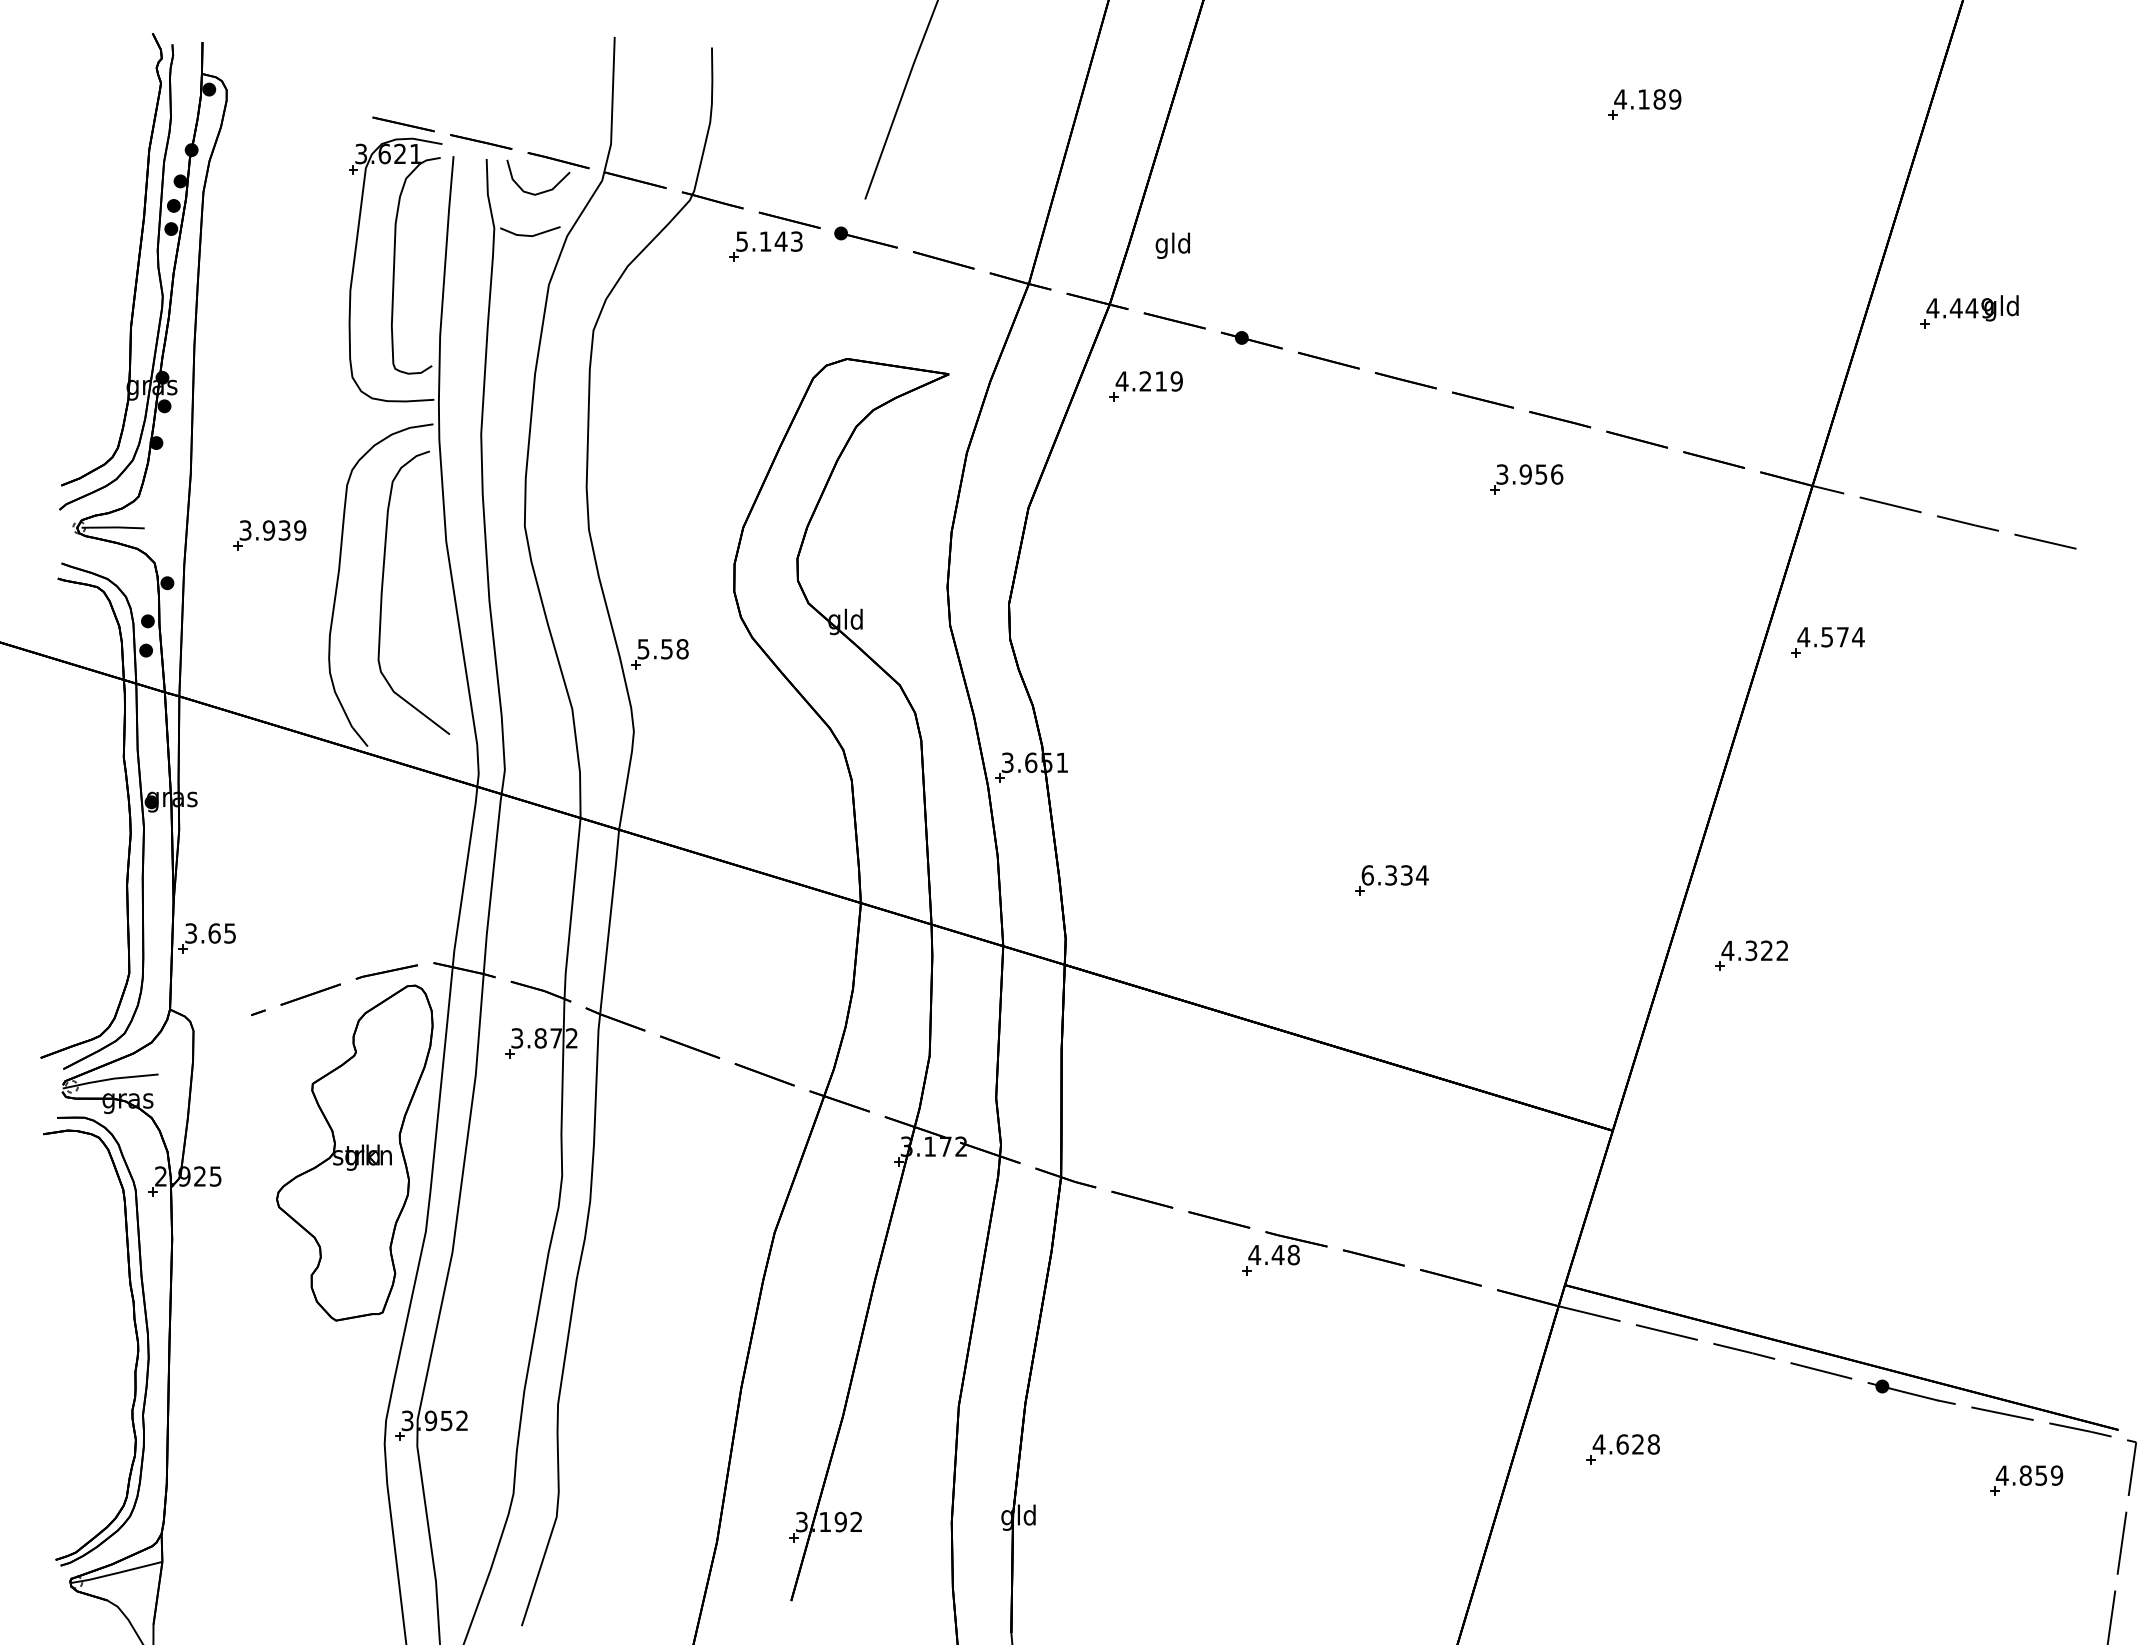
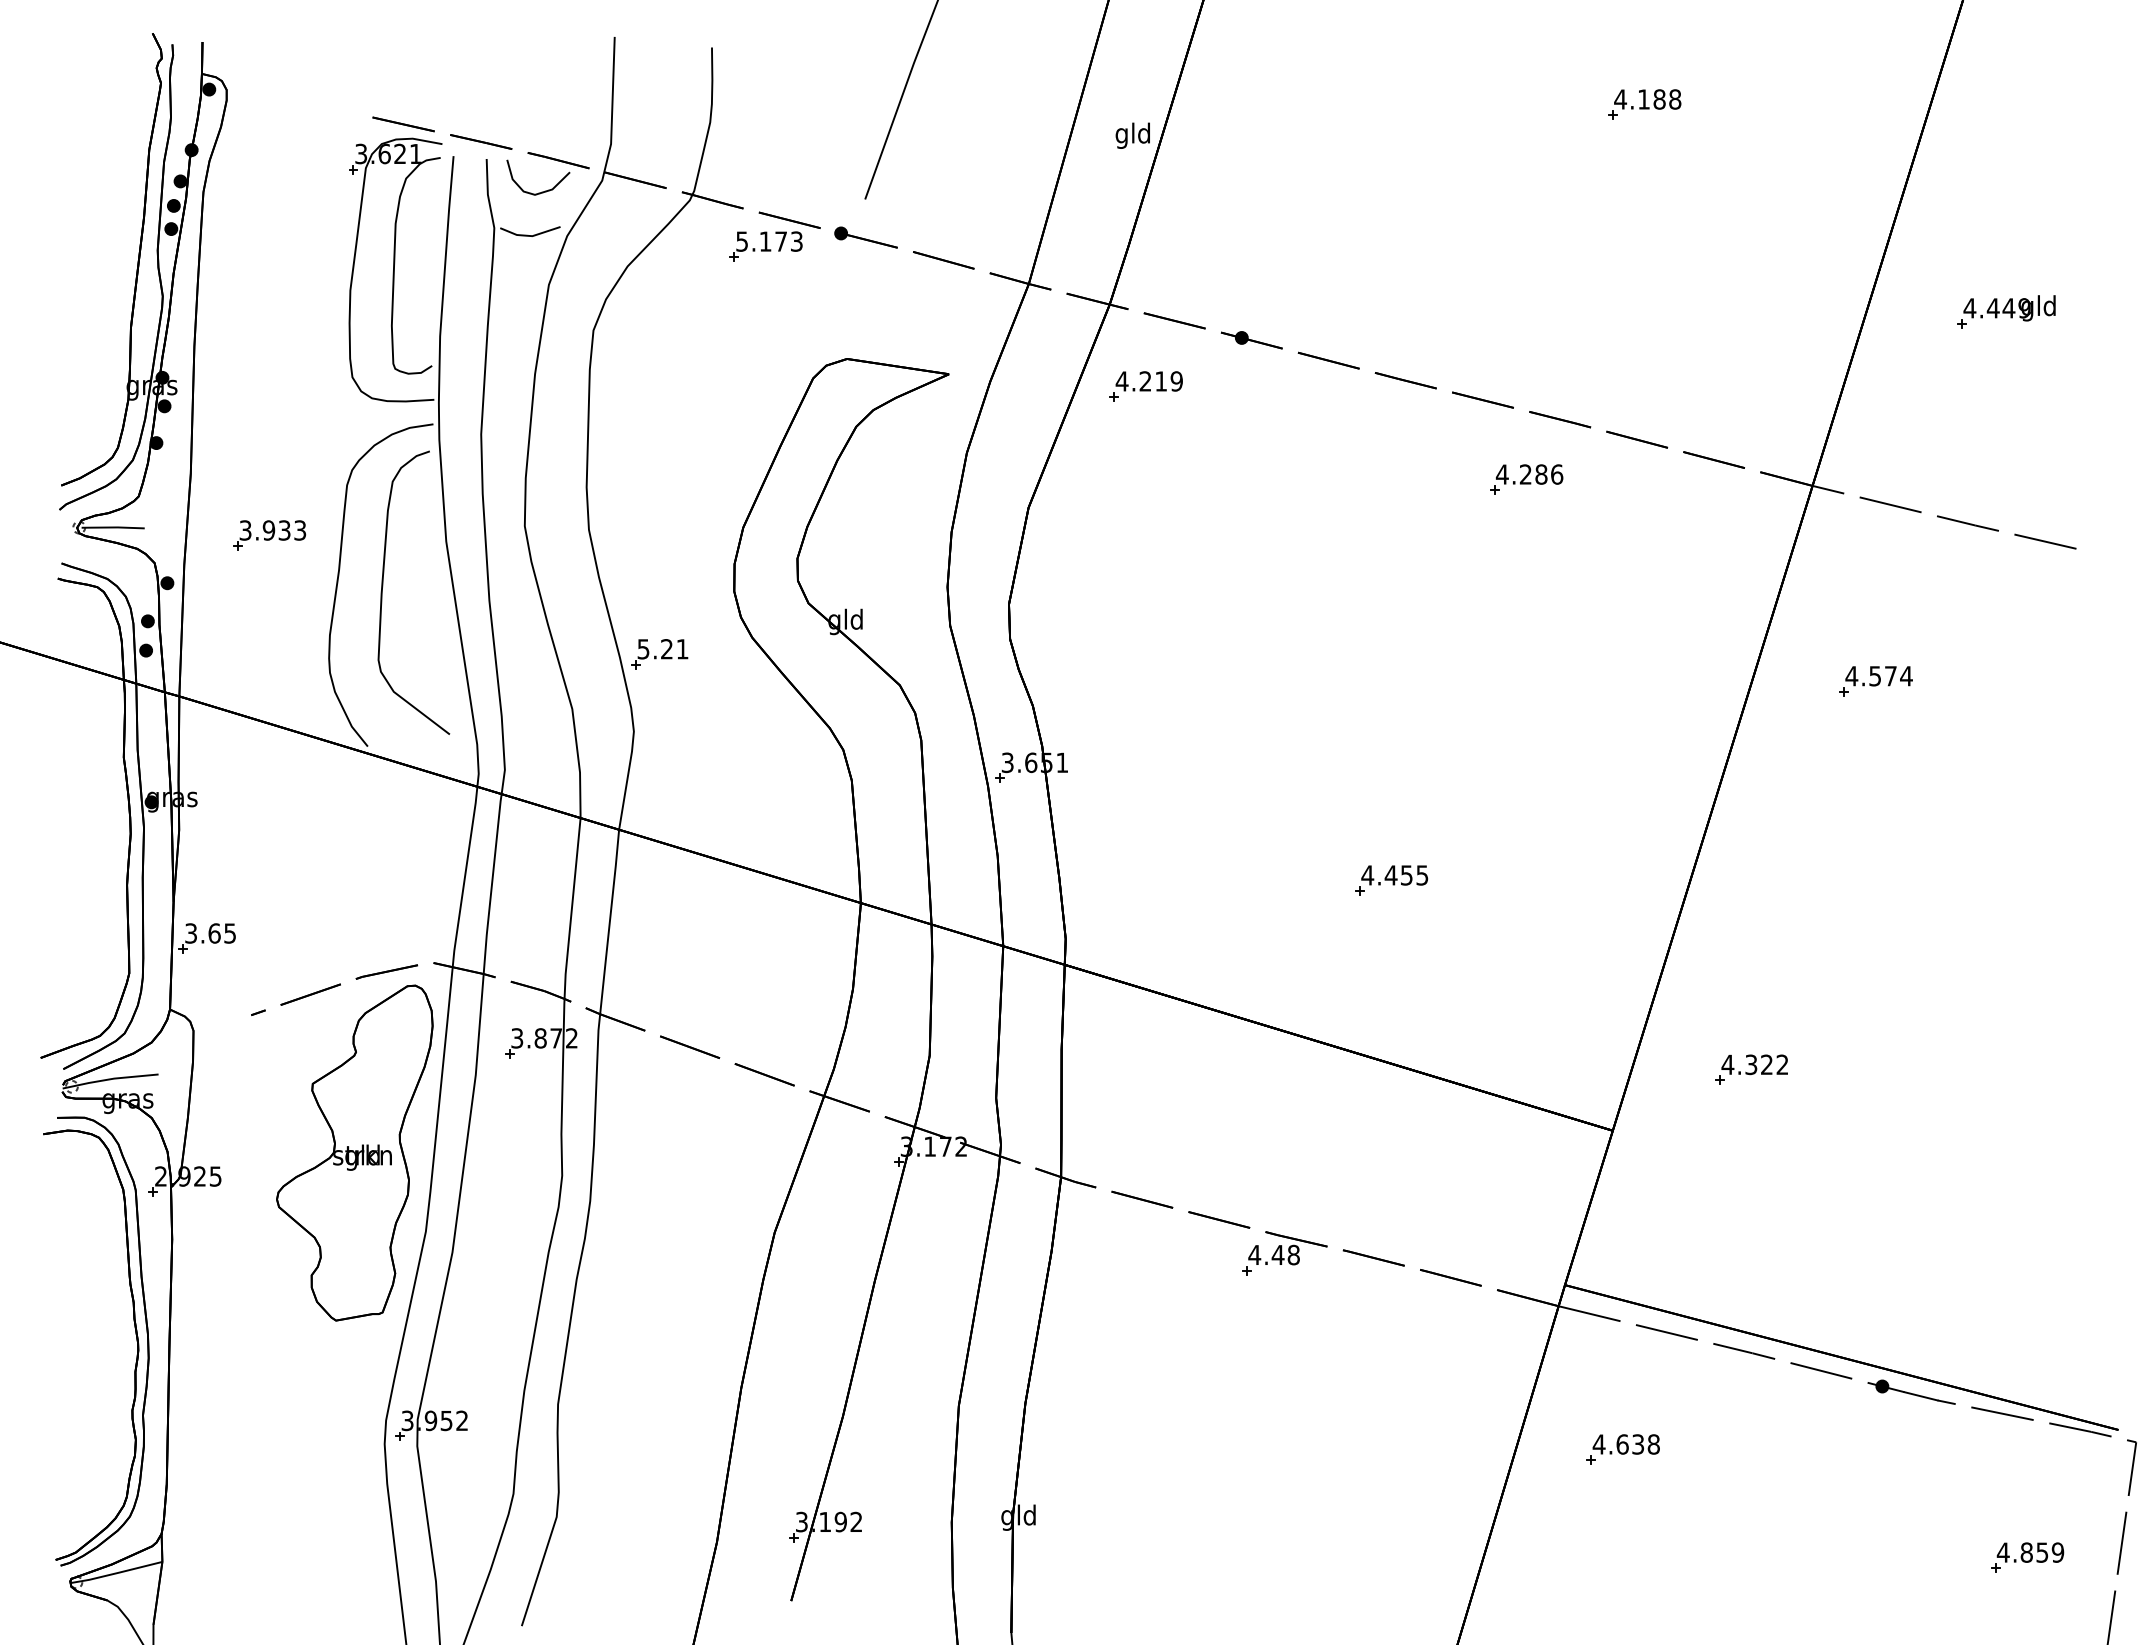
text: 4.189 -> 4.188 (1675, 99)
text: 5.143 -> 5.173 (780, 241)
text position: (1172, 245) -> (1132, 135) (1132, 135)
part position: (1969, 311) -> (2006, 311) (2006, 311)
text: 3.956 -> 4.286 (1521, 474)
text: 3.939 -> 3.933 (300, 530)
part position: (1827, 642) -> (1875, 681) (1875, 681)
text: 5.58 -> 5.21 (674, 649)
text: 6.334 -> 4.455 (1394, 875)
part position: (1751, 955) -> (1751, 1069) (1751, 1069)
text: 4.628 -> 4.638 (1638, 1444)
part position: (2026, 1480) -> (2027, 1557) (2027, 1557)
